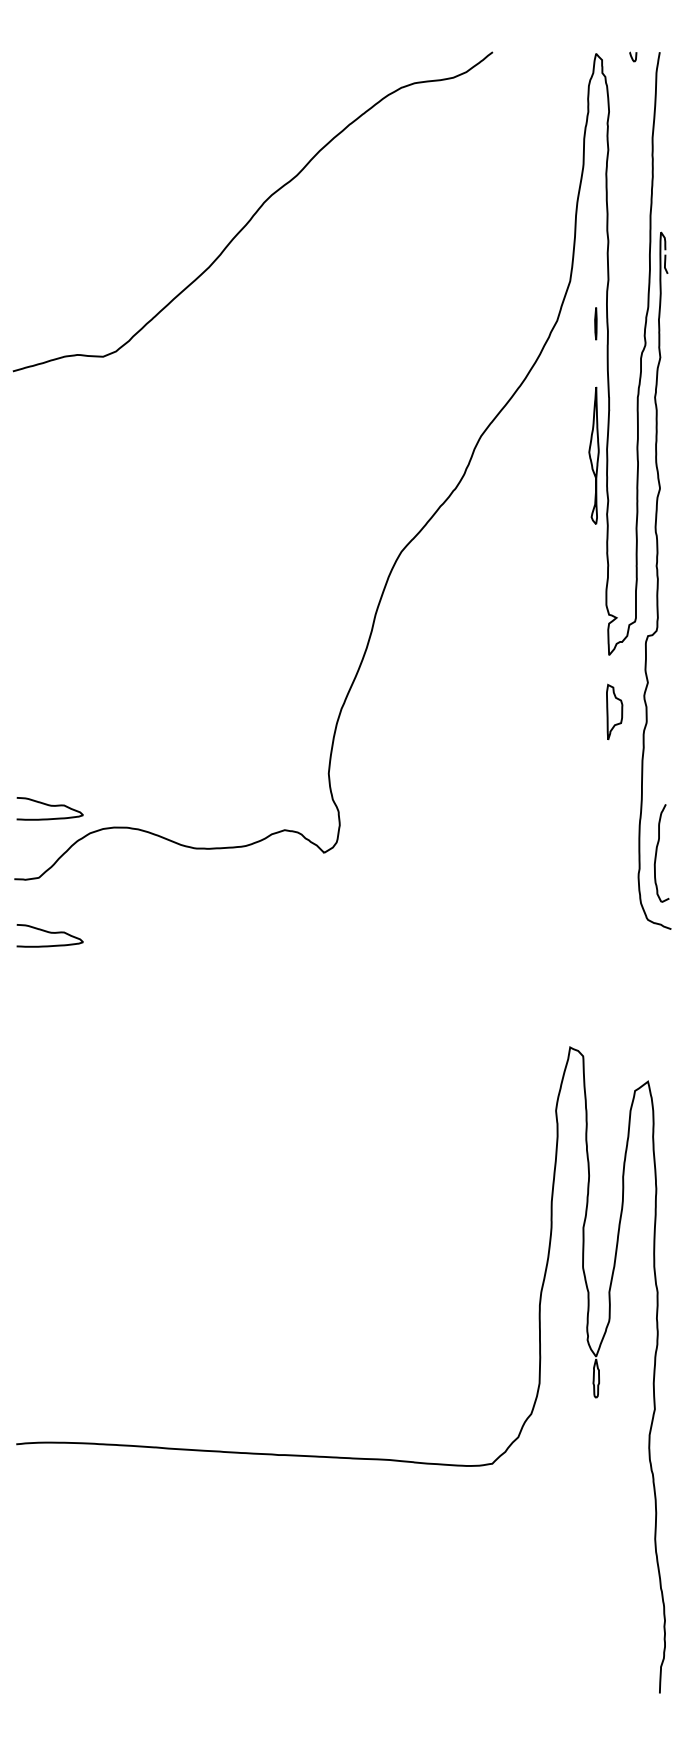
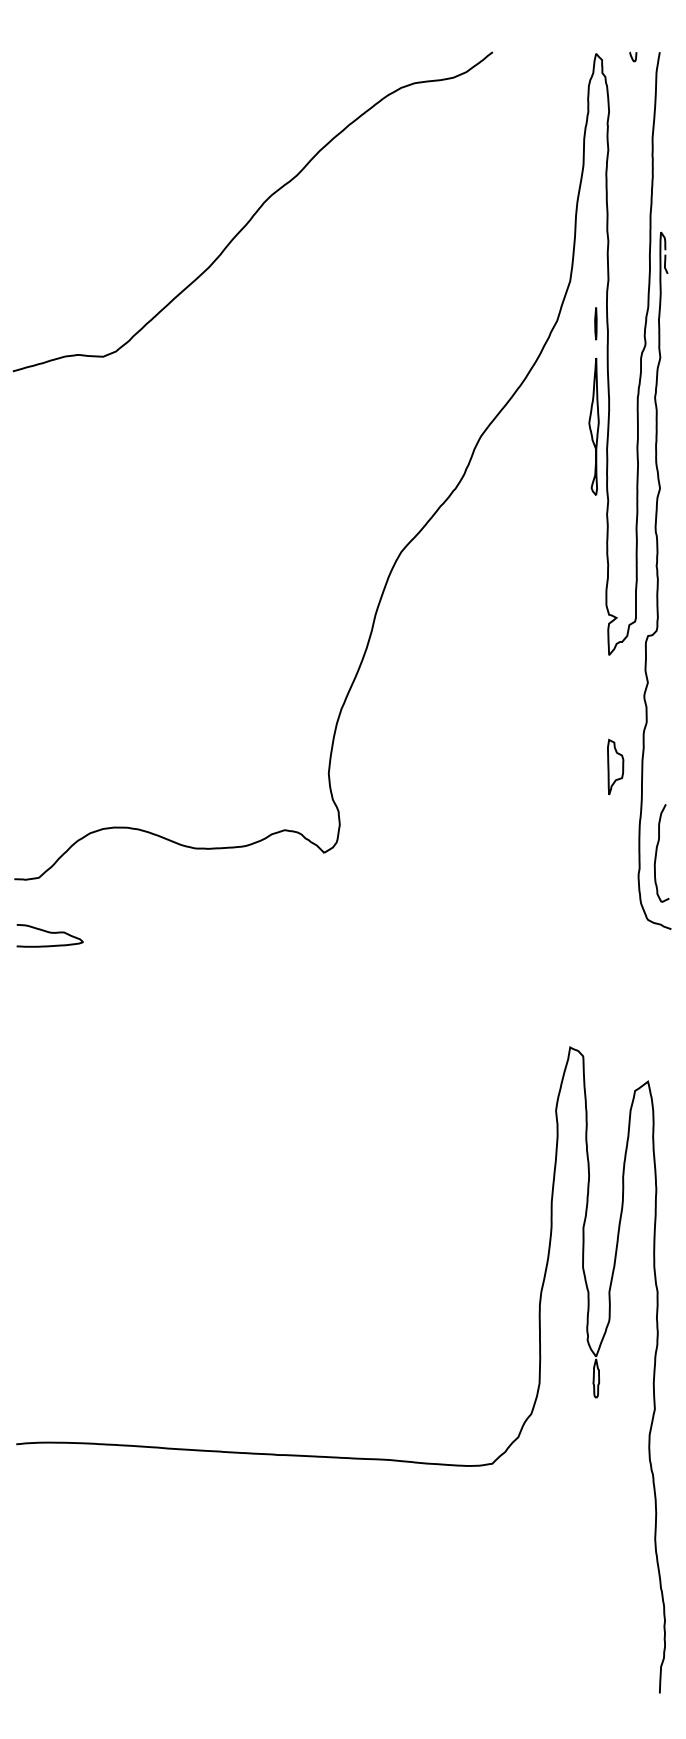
part position: (593, 455) -> (593, 426) (593, 426)
part position: (614, 711) -> (615, 766) (615, 766)
curve: present -> none (49, 806)
